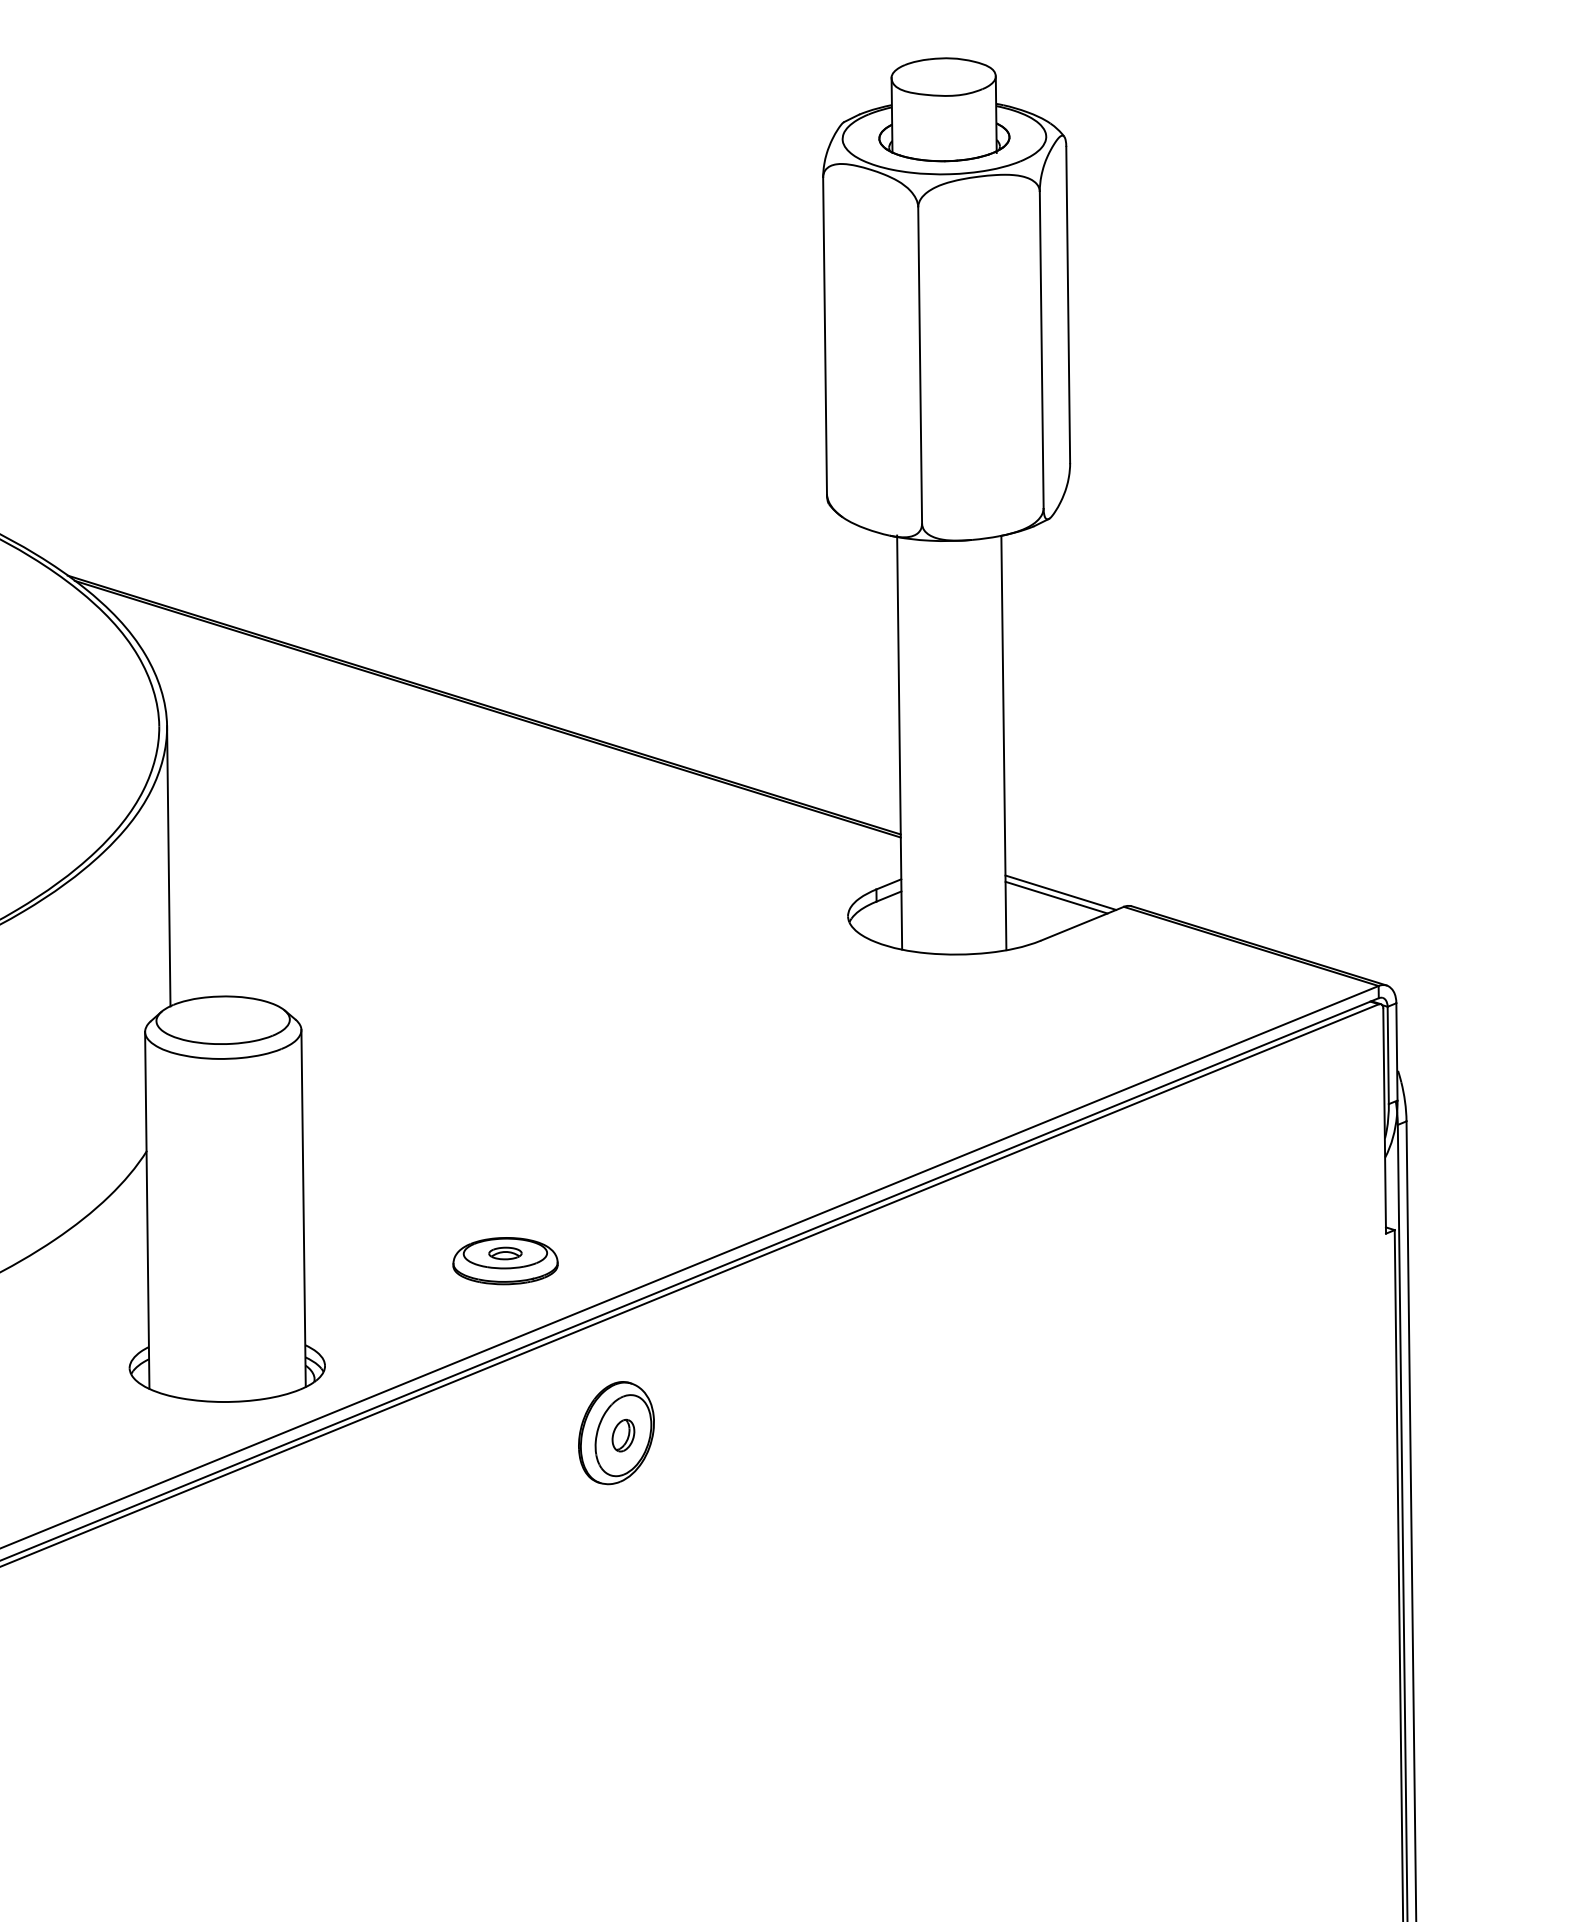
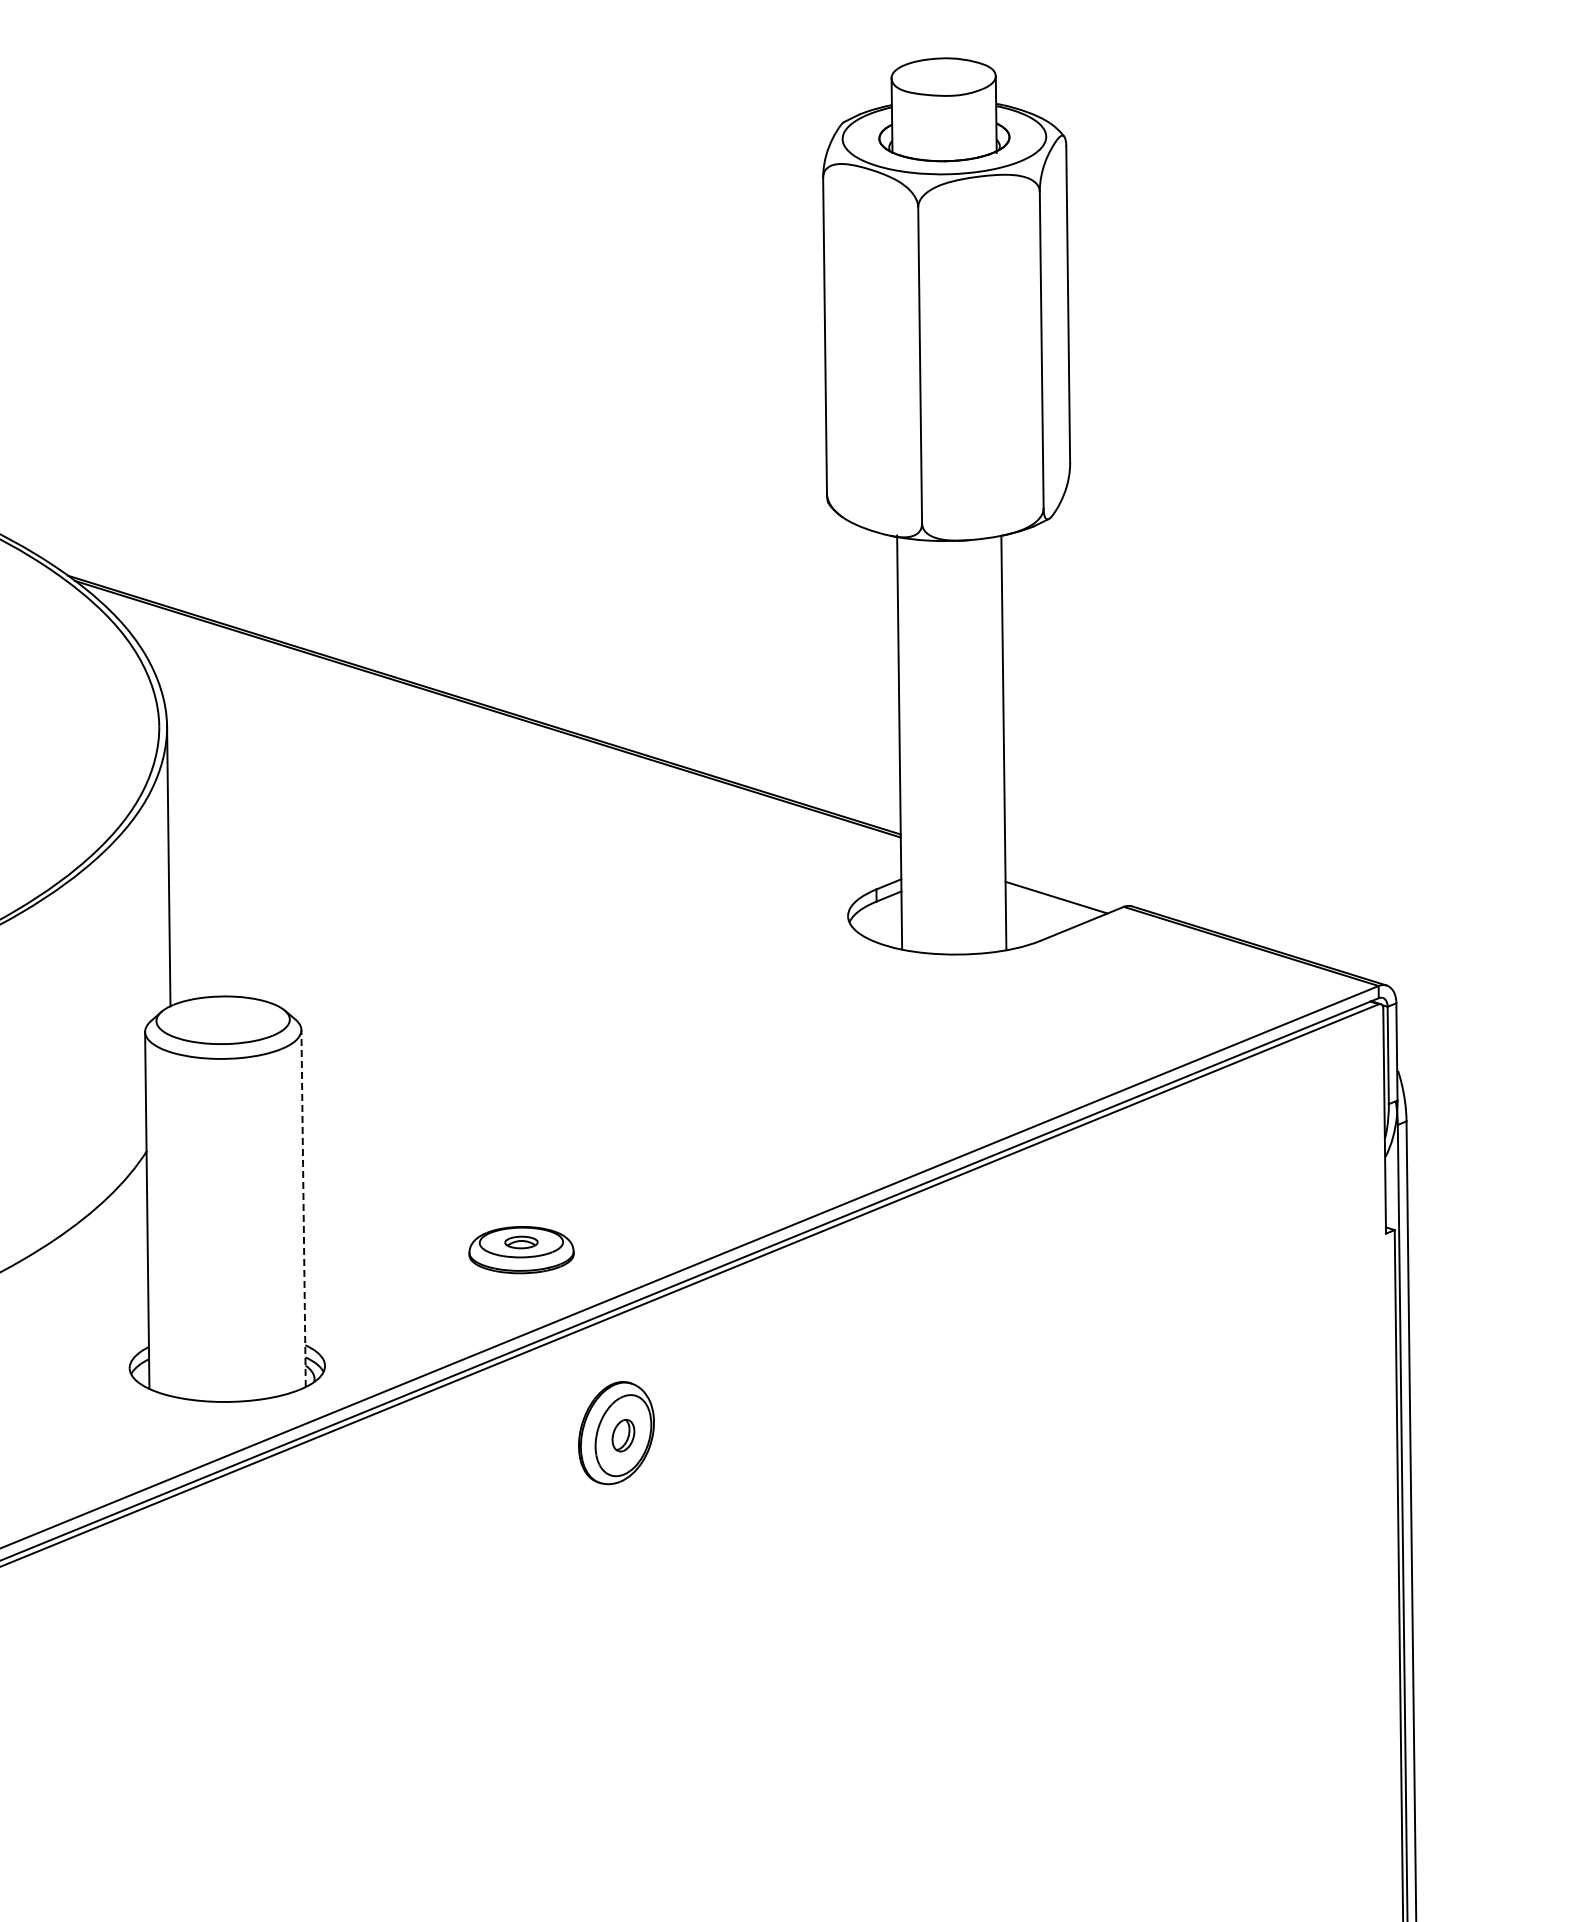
line: present -> none (1060, 892)
line: solid -> dashed (303, 1208)
part position: (505, 1261) -> (521, 1250) (521, 1250)
